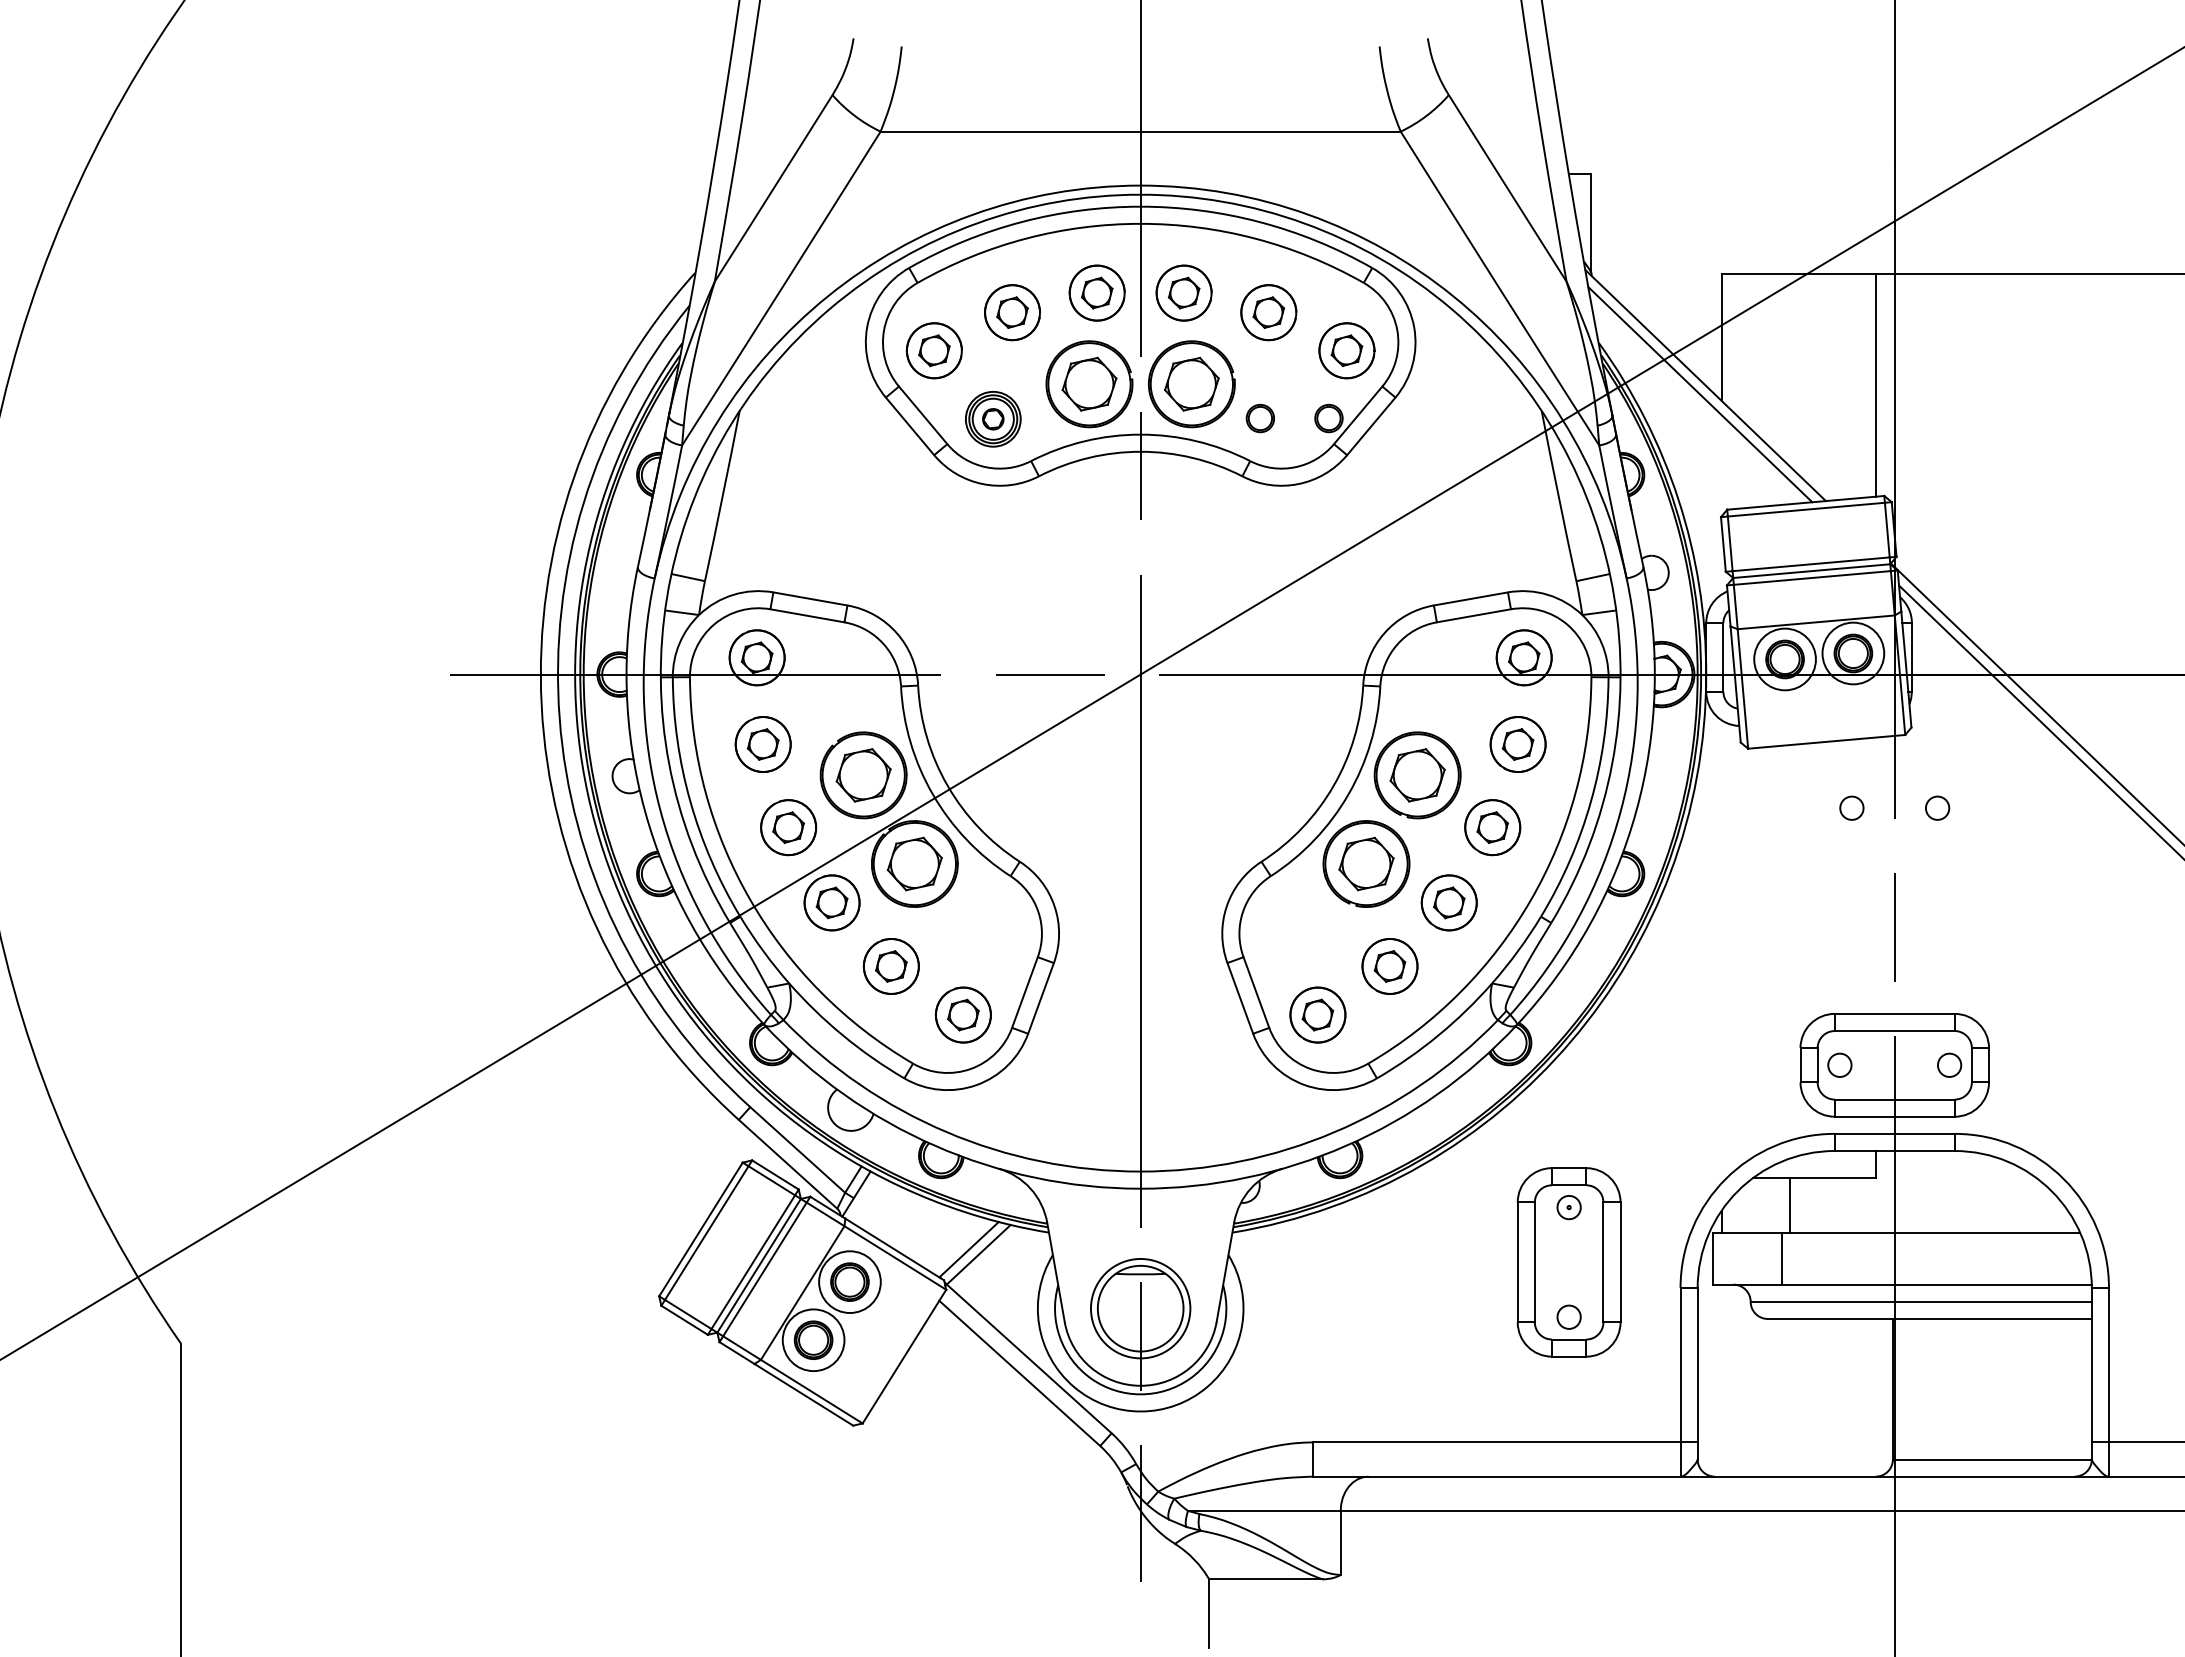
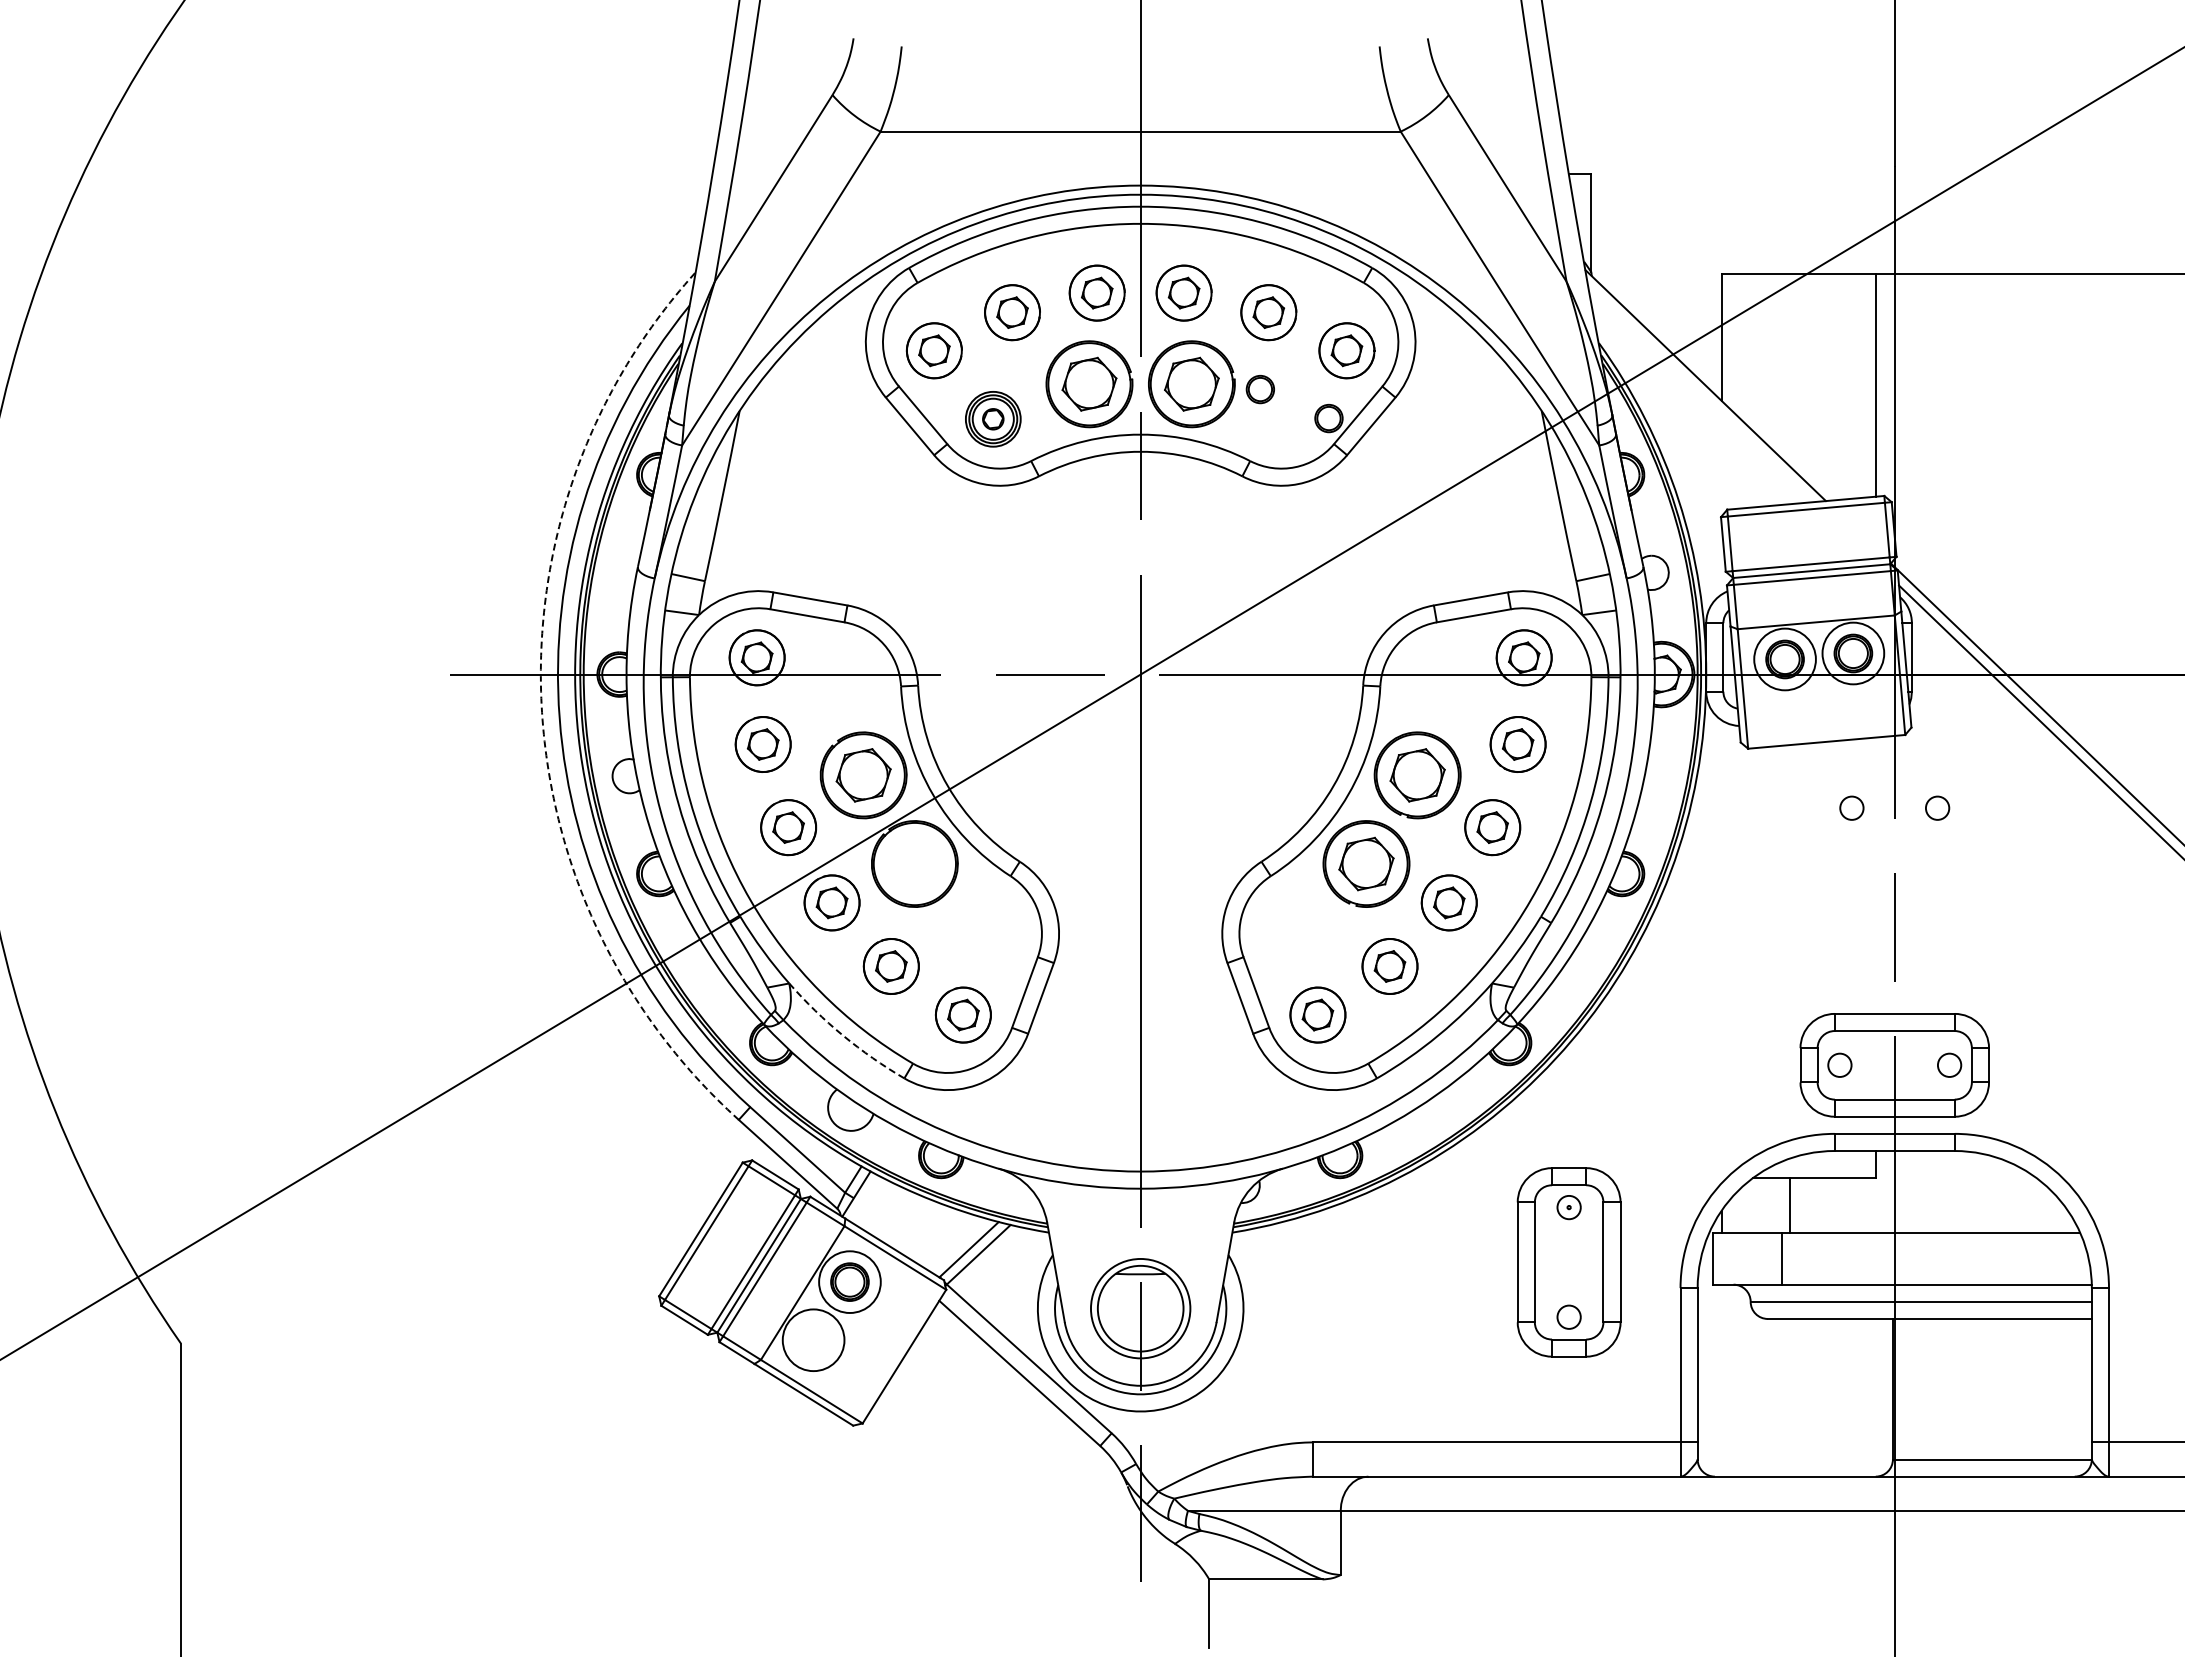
line: present -> none (1700, 394)
part position: (1259, 418) -> (1259, 389) (1259, 389)
arc: solid -> dashed (541, 705)
part: present -> none (914, 863)
arc: solid -> dashed (843, 1035)
part: present -> none (813, 1339)
